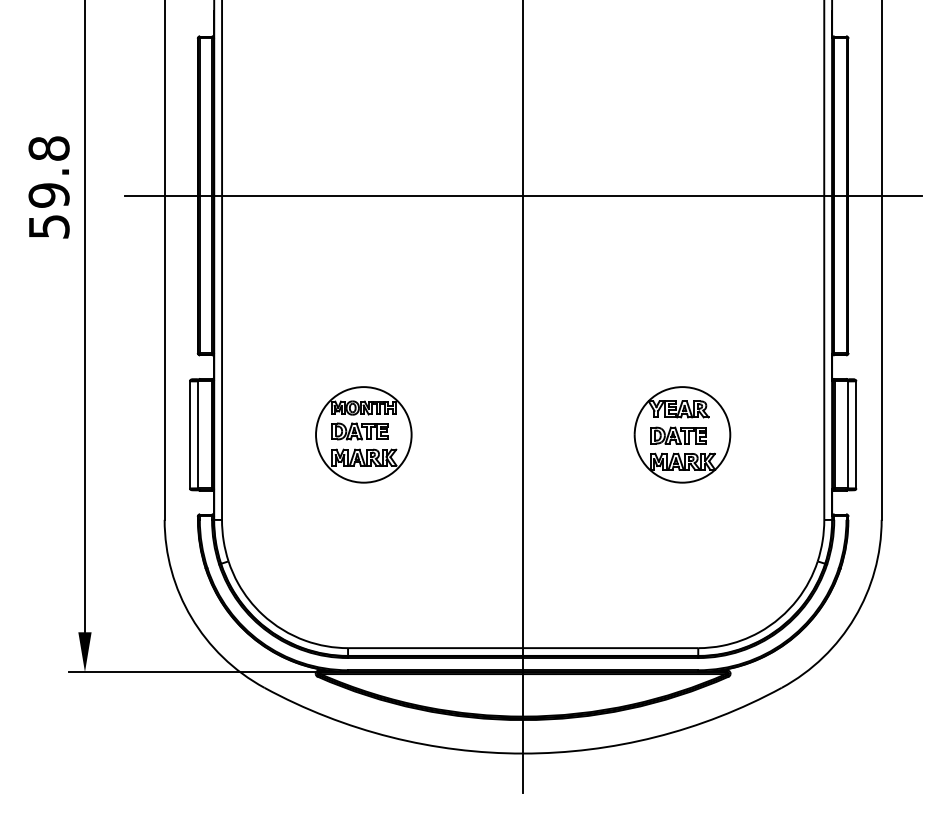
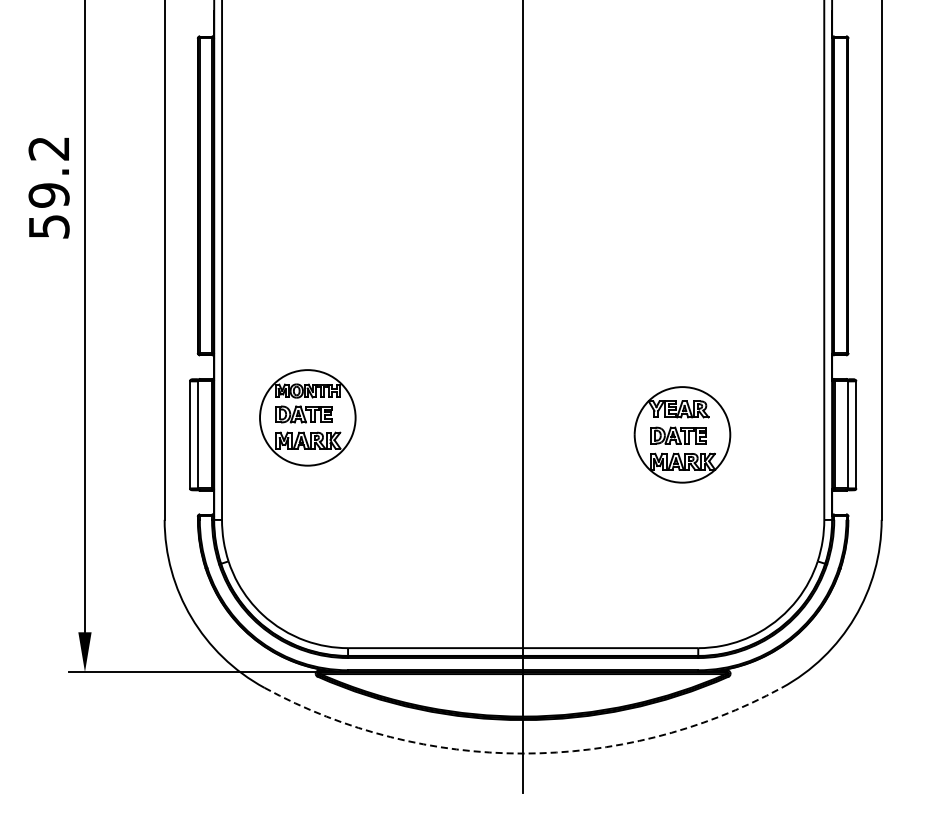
text: 59.8 -> 59.2 (48, 148)
line: present -> none (522, 195)
part position: (363, 434) -> (307, 417) (307, 417)
arc: solid -> dashed (523, 753)
